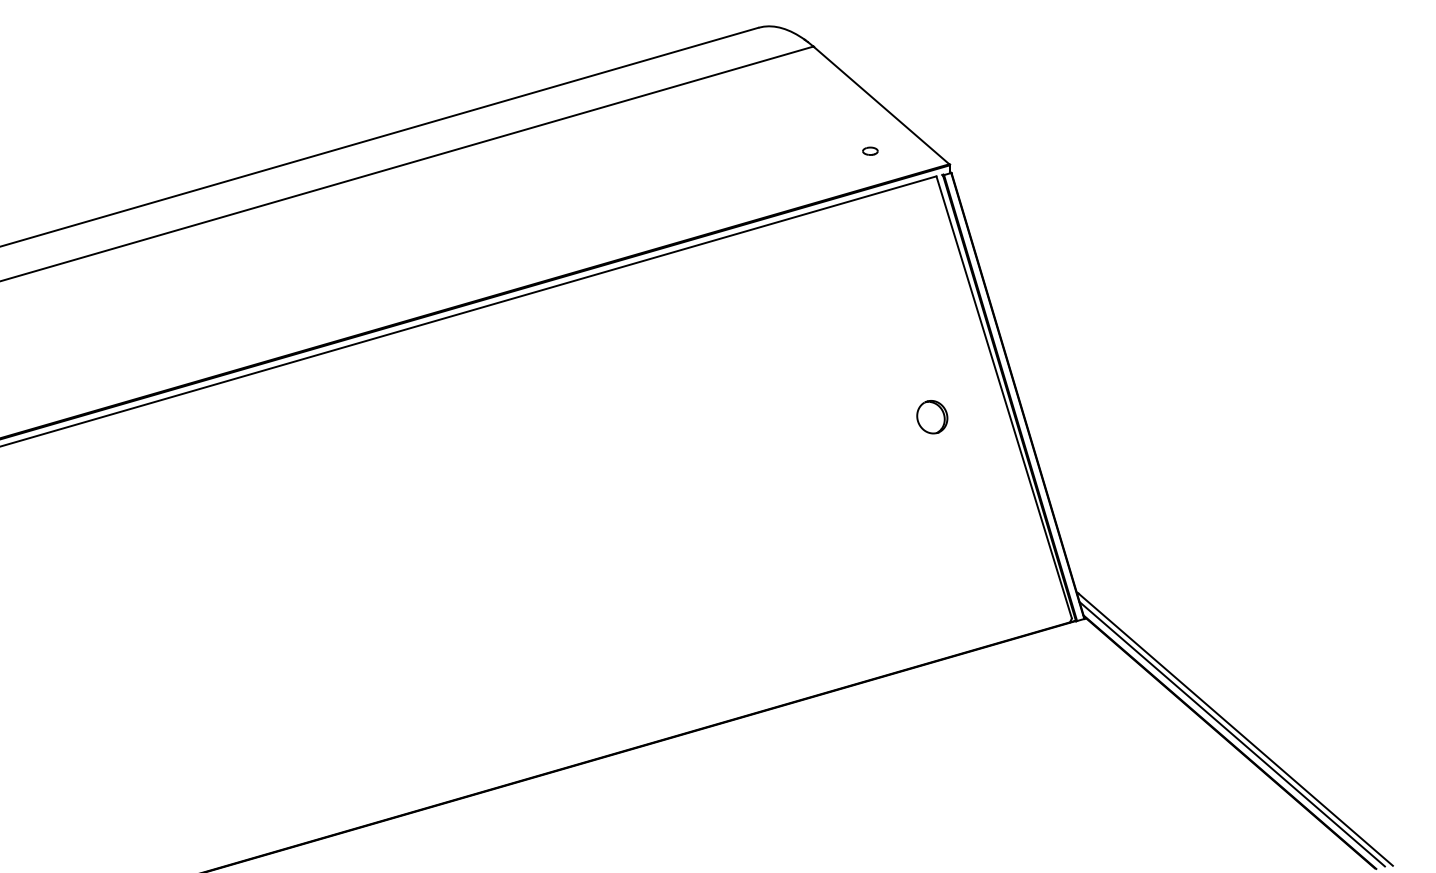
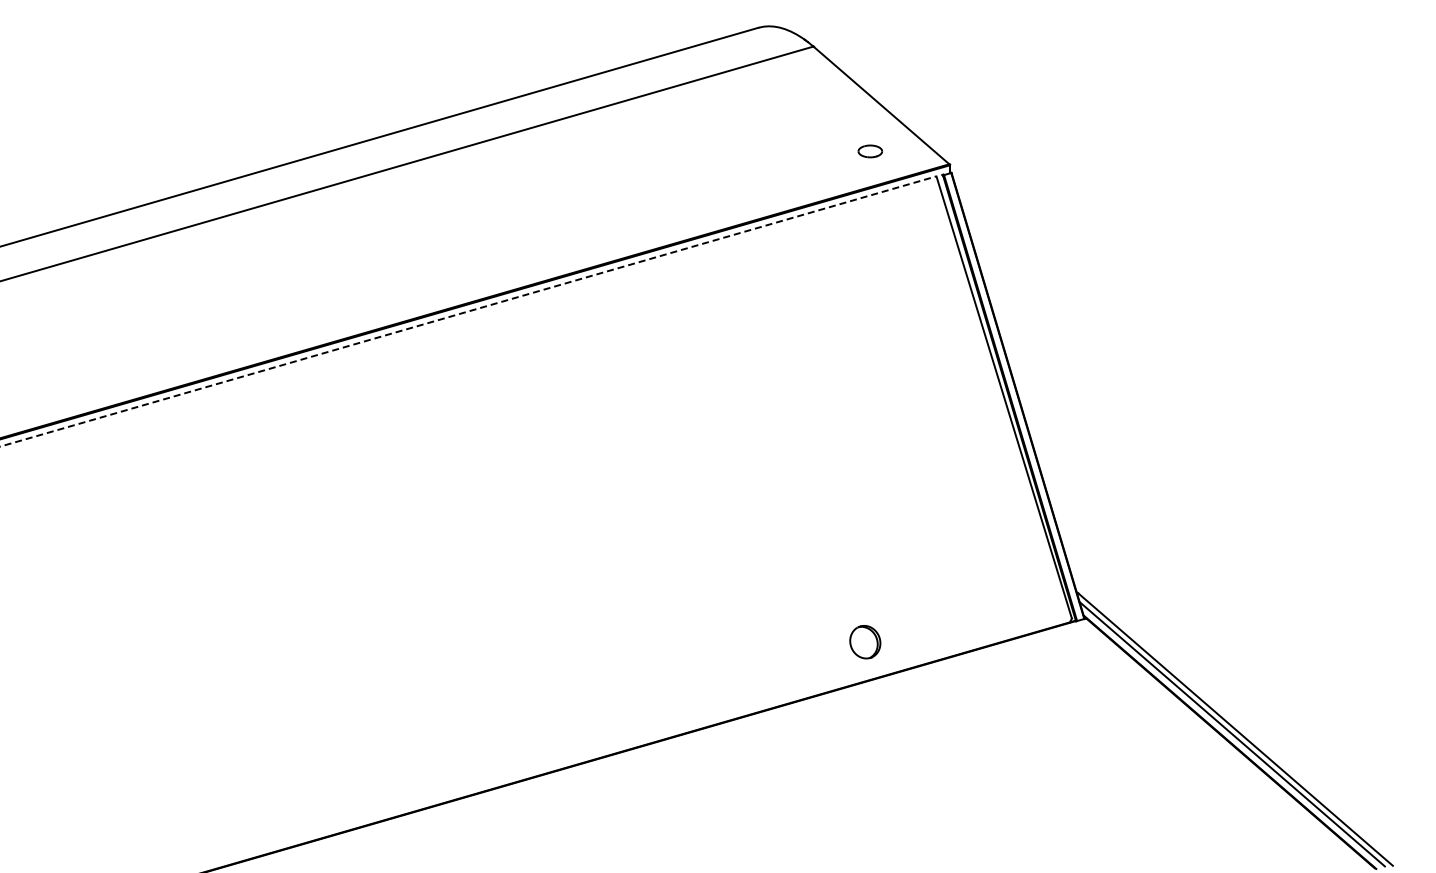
part size: 17x10 px -> 27x15 px (870, 151)
line: solid -> dashed (468, 311)
part position: (932, 417) -> (865, 642) (865, 642)
